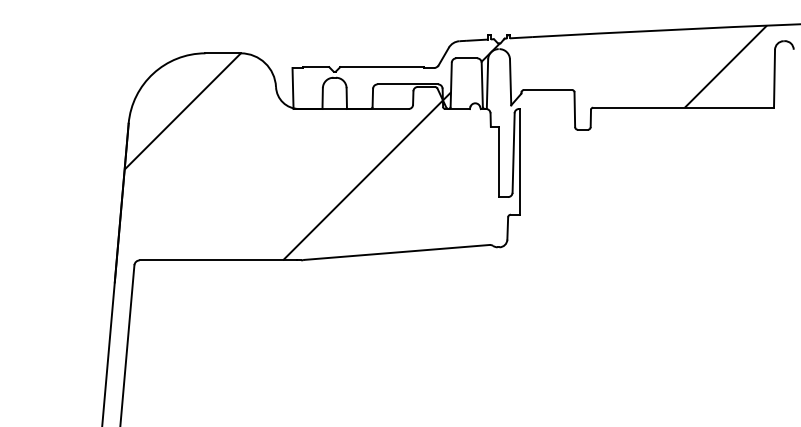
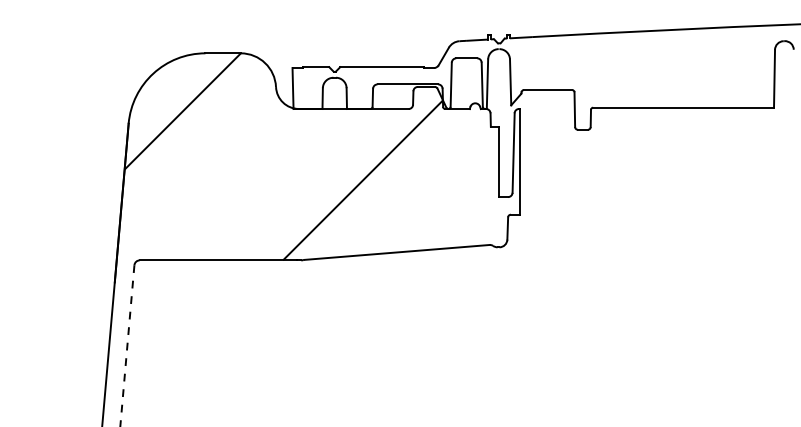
hatch: present -> none (604, 66)
line: solid -> dashed (127, 345)
